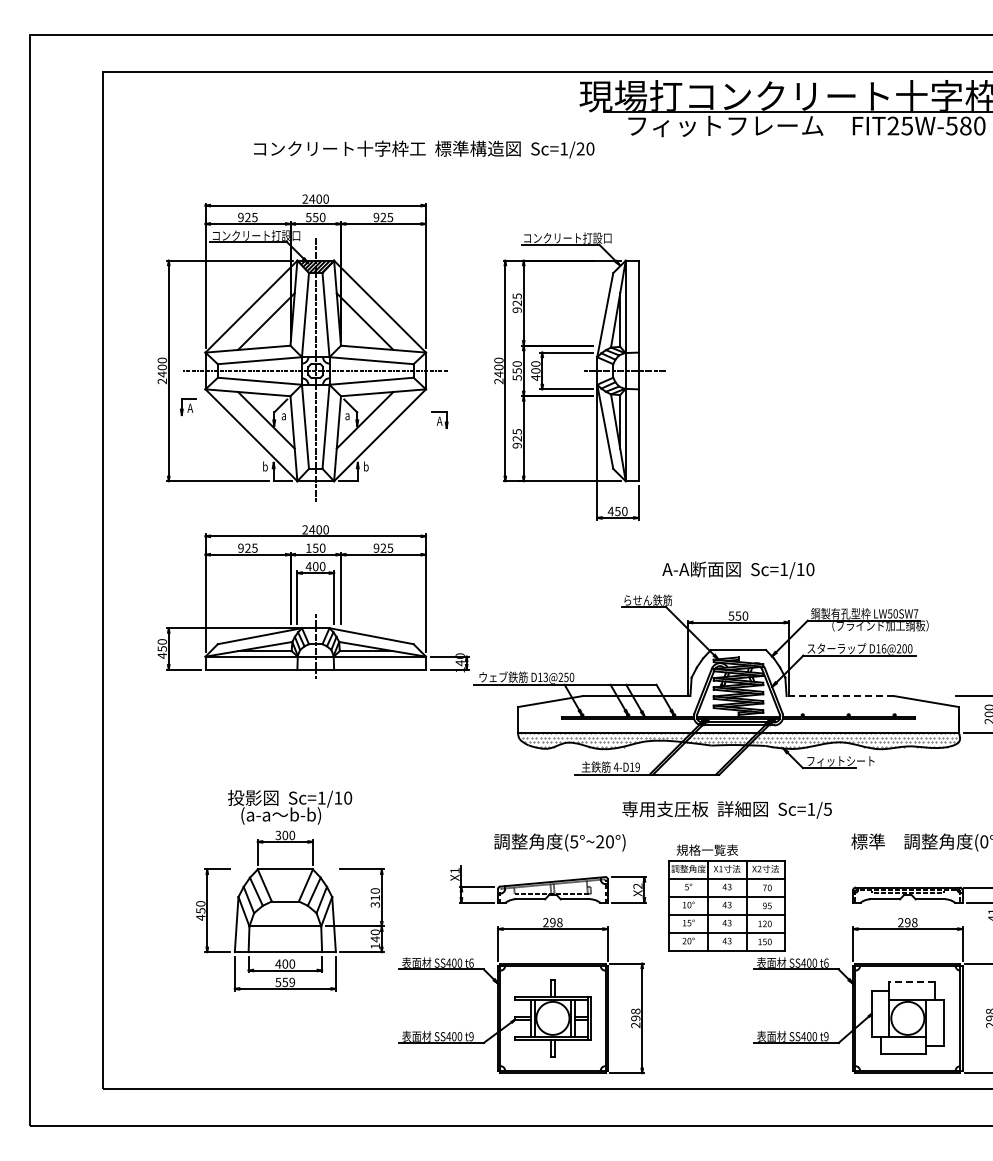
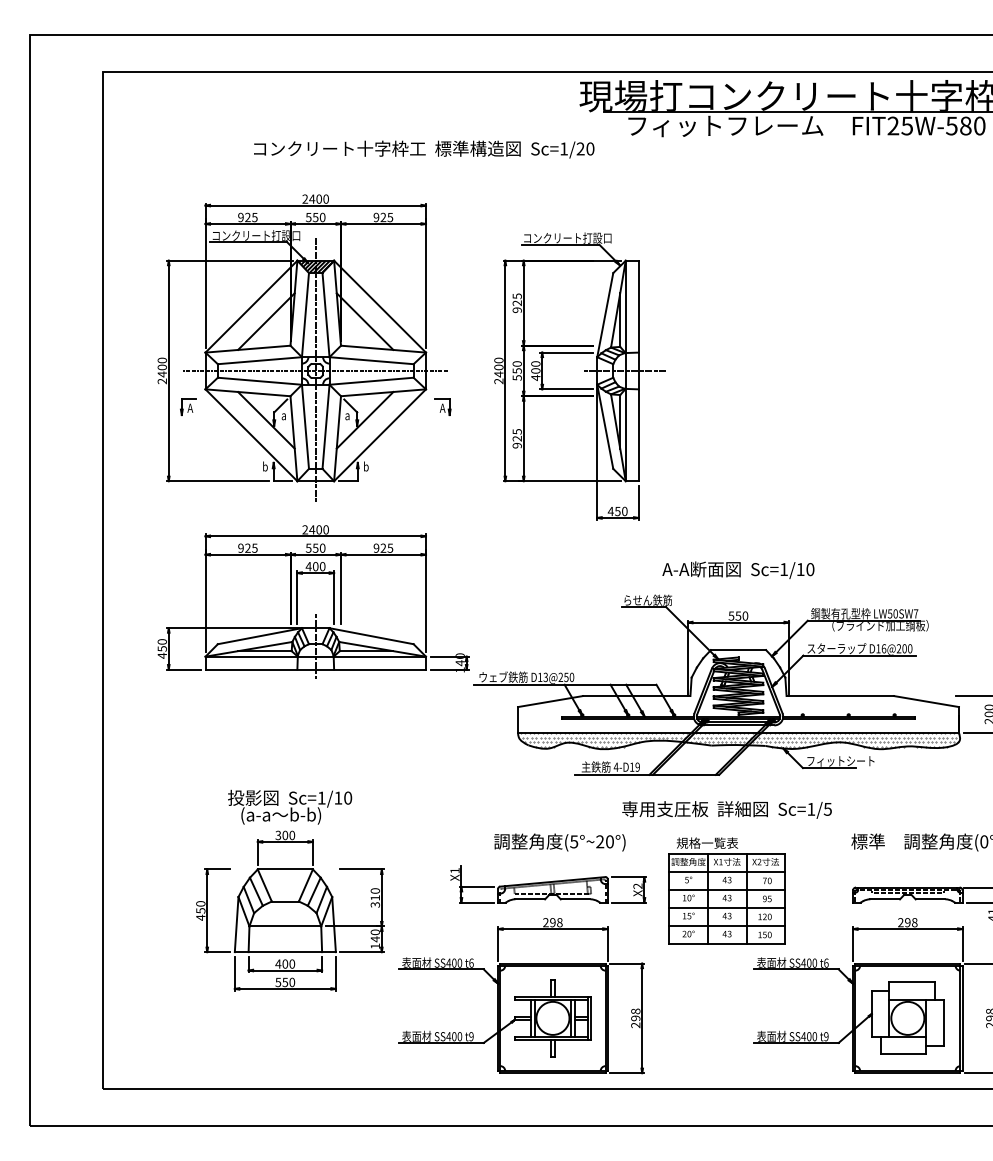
part position: (439, 419) -> (442, 406) (442, 406)
text: 150 -> 550 (308, 547)
line: dashed -> solid (840, 696)
part position: (726, 897) -> (726, 890) (726, 890)
text: 559 -> 550 (291, 982)
line: dashed -> solid (912, 982)
